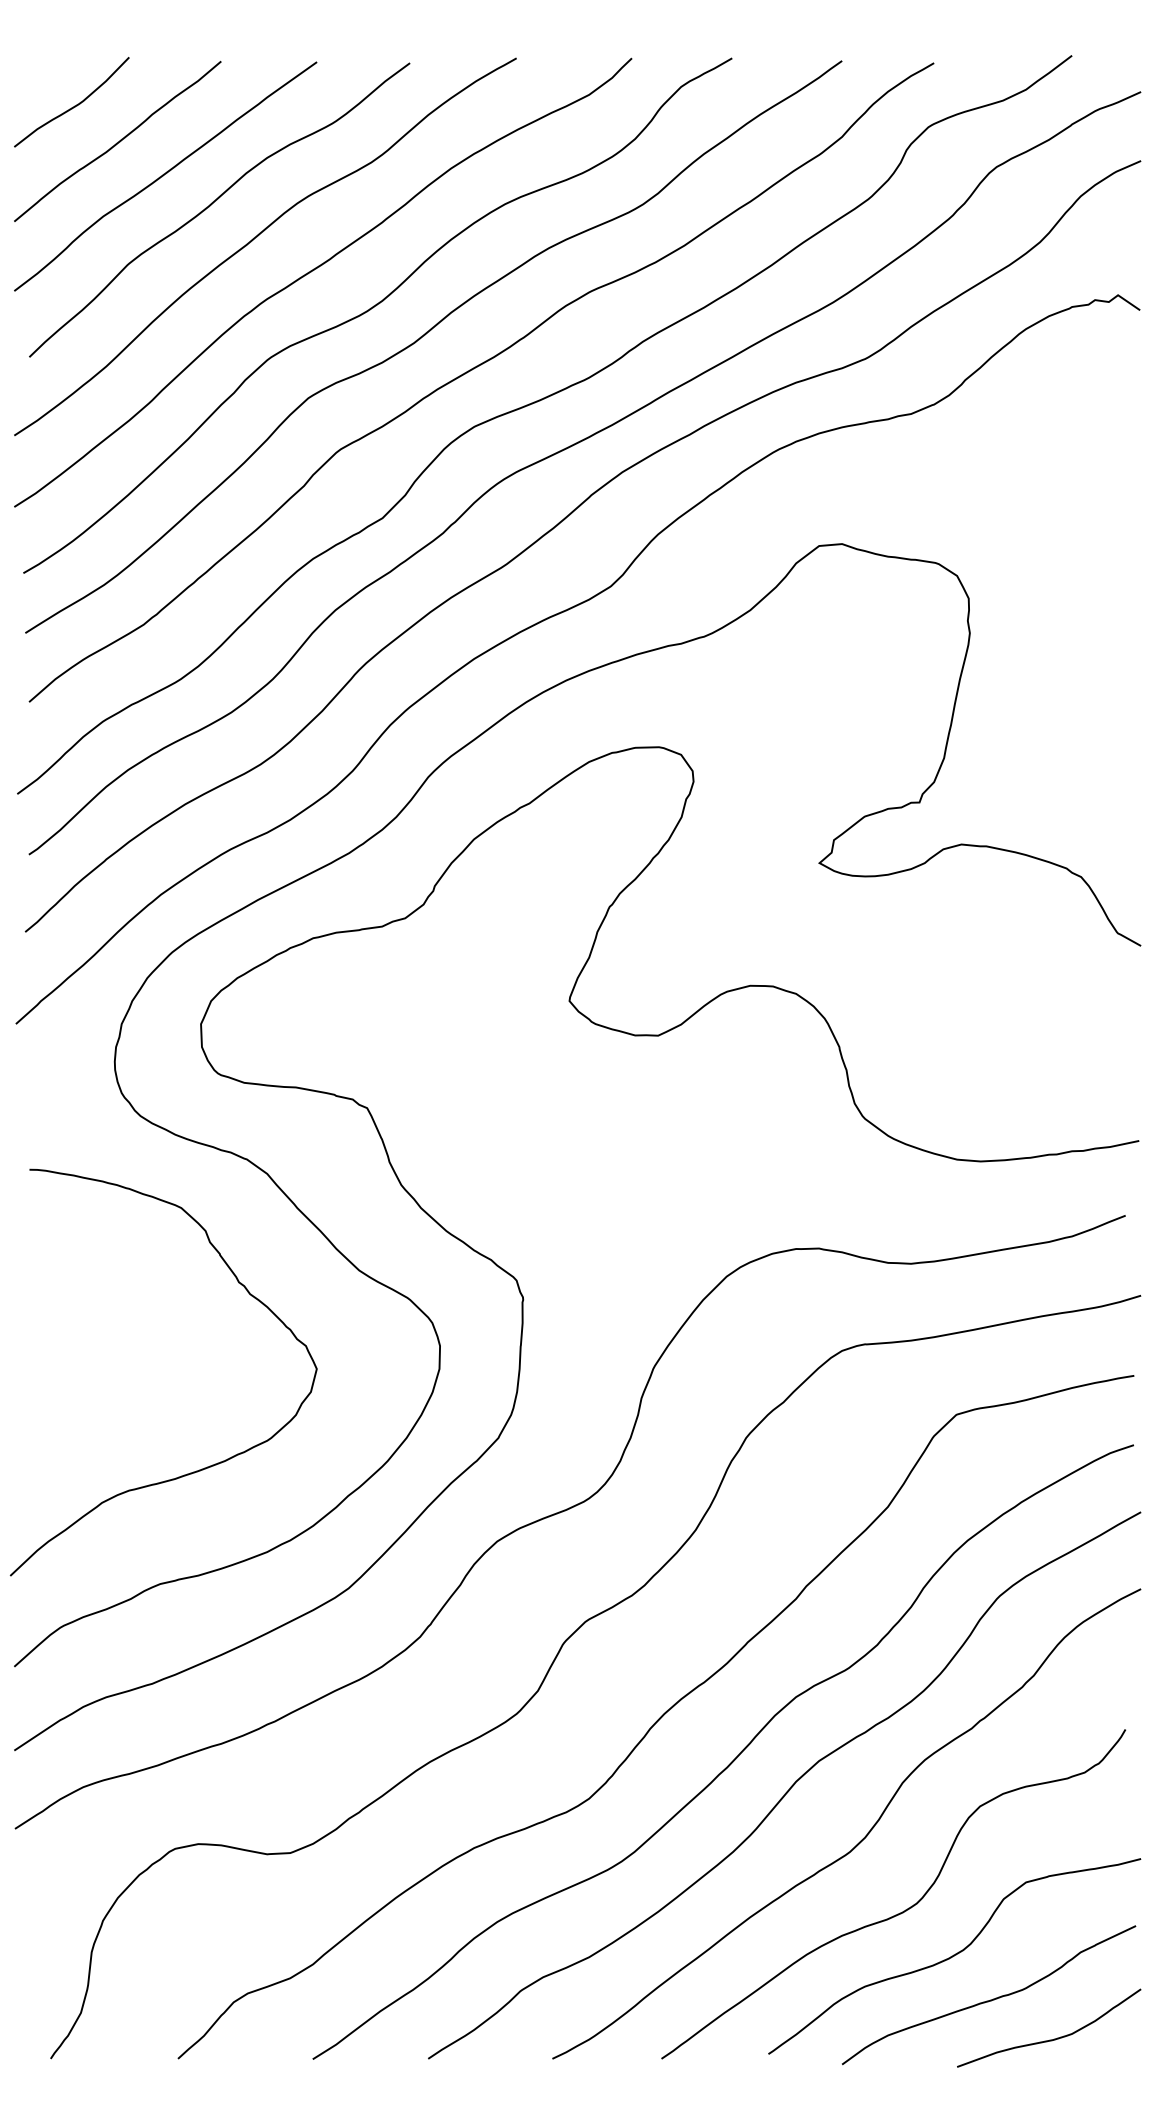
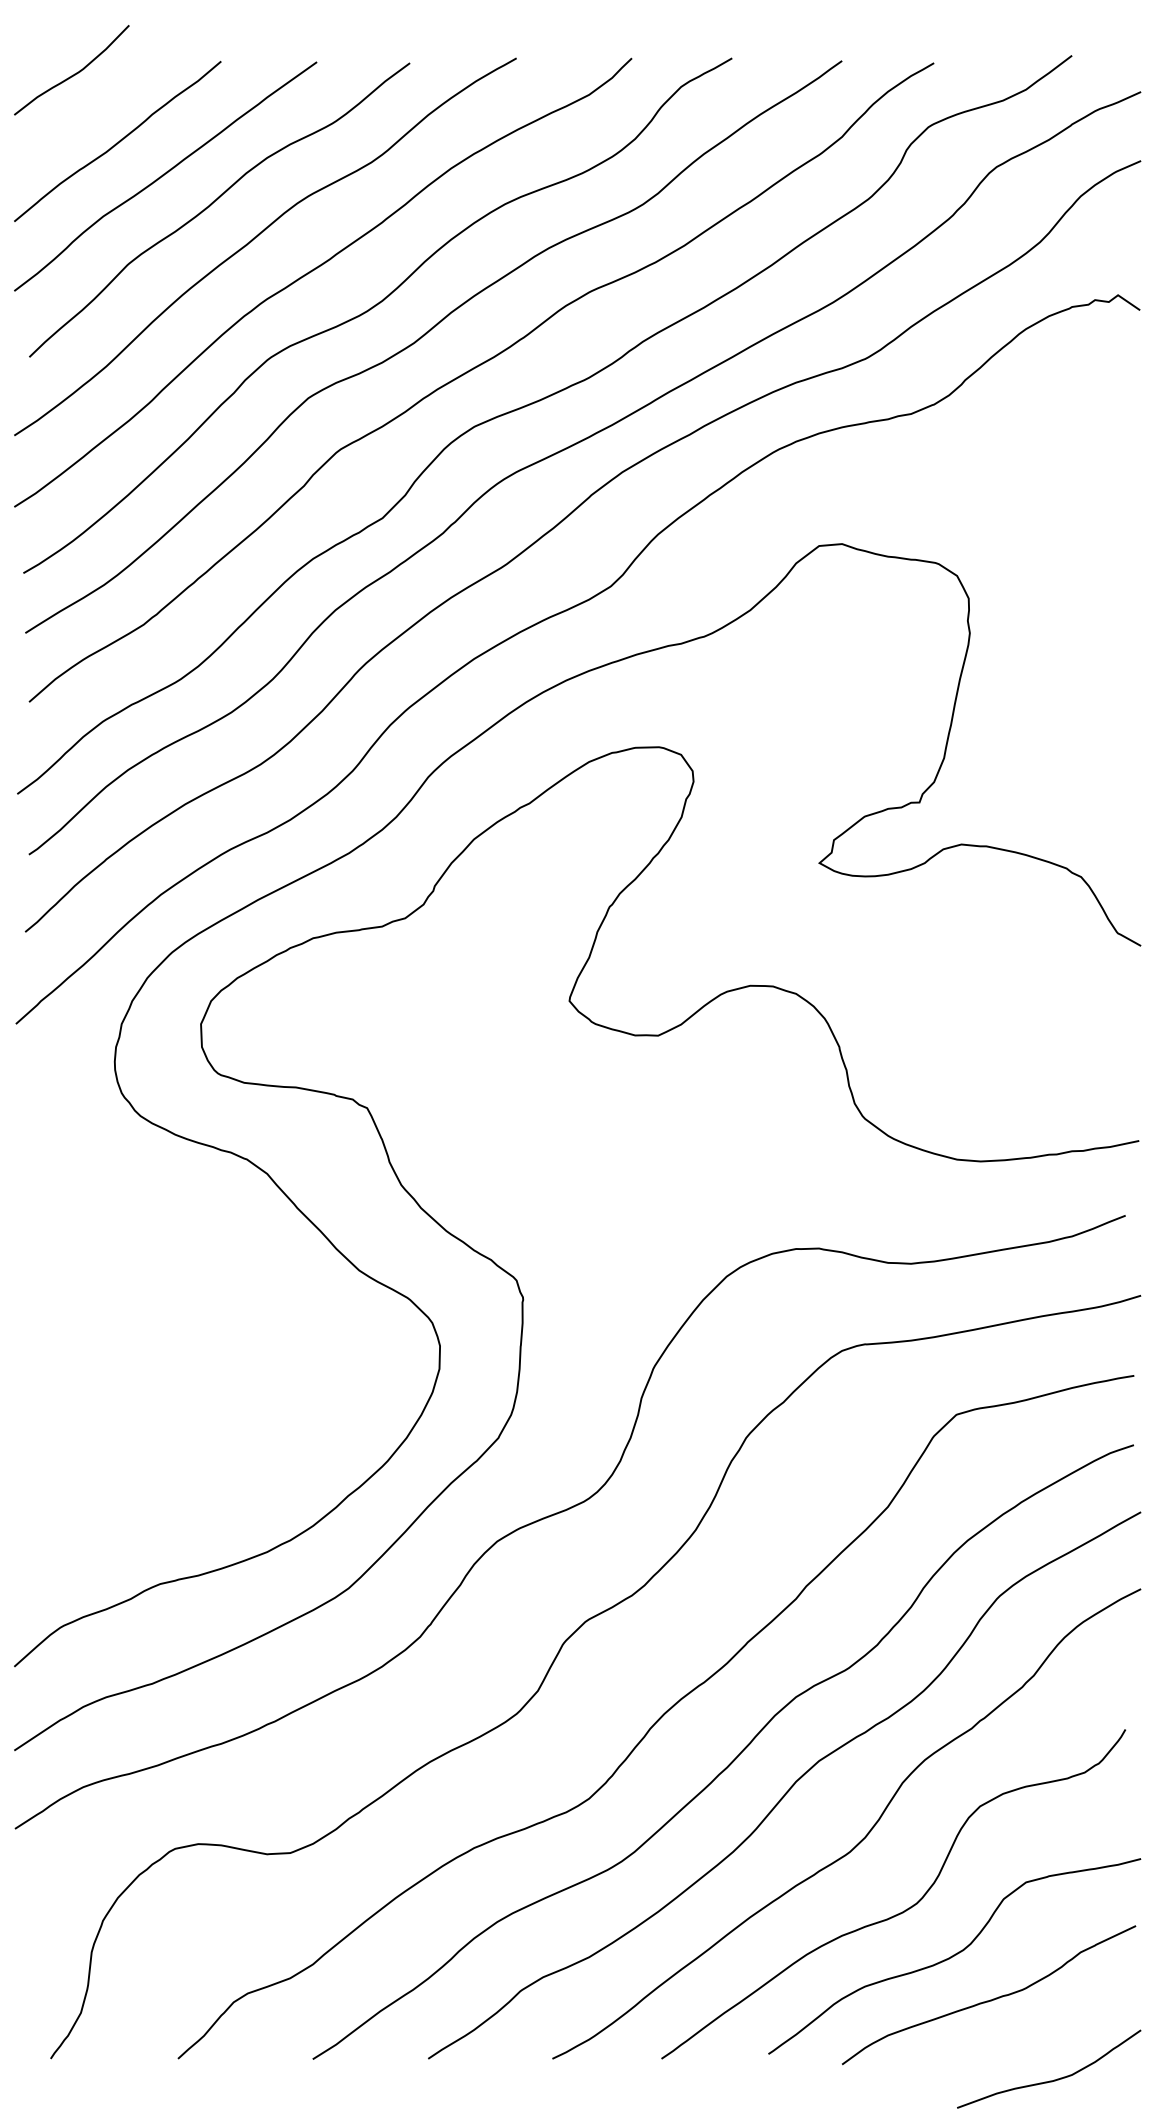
curve position: (74, 105) -> (74, 73) (74, 73)
curve: present -> none (201, 1468)
curve position: (1049, 2039) -> (1049, 2080) (1049, 2080)
